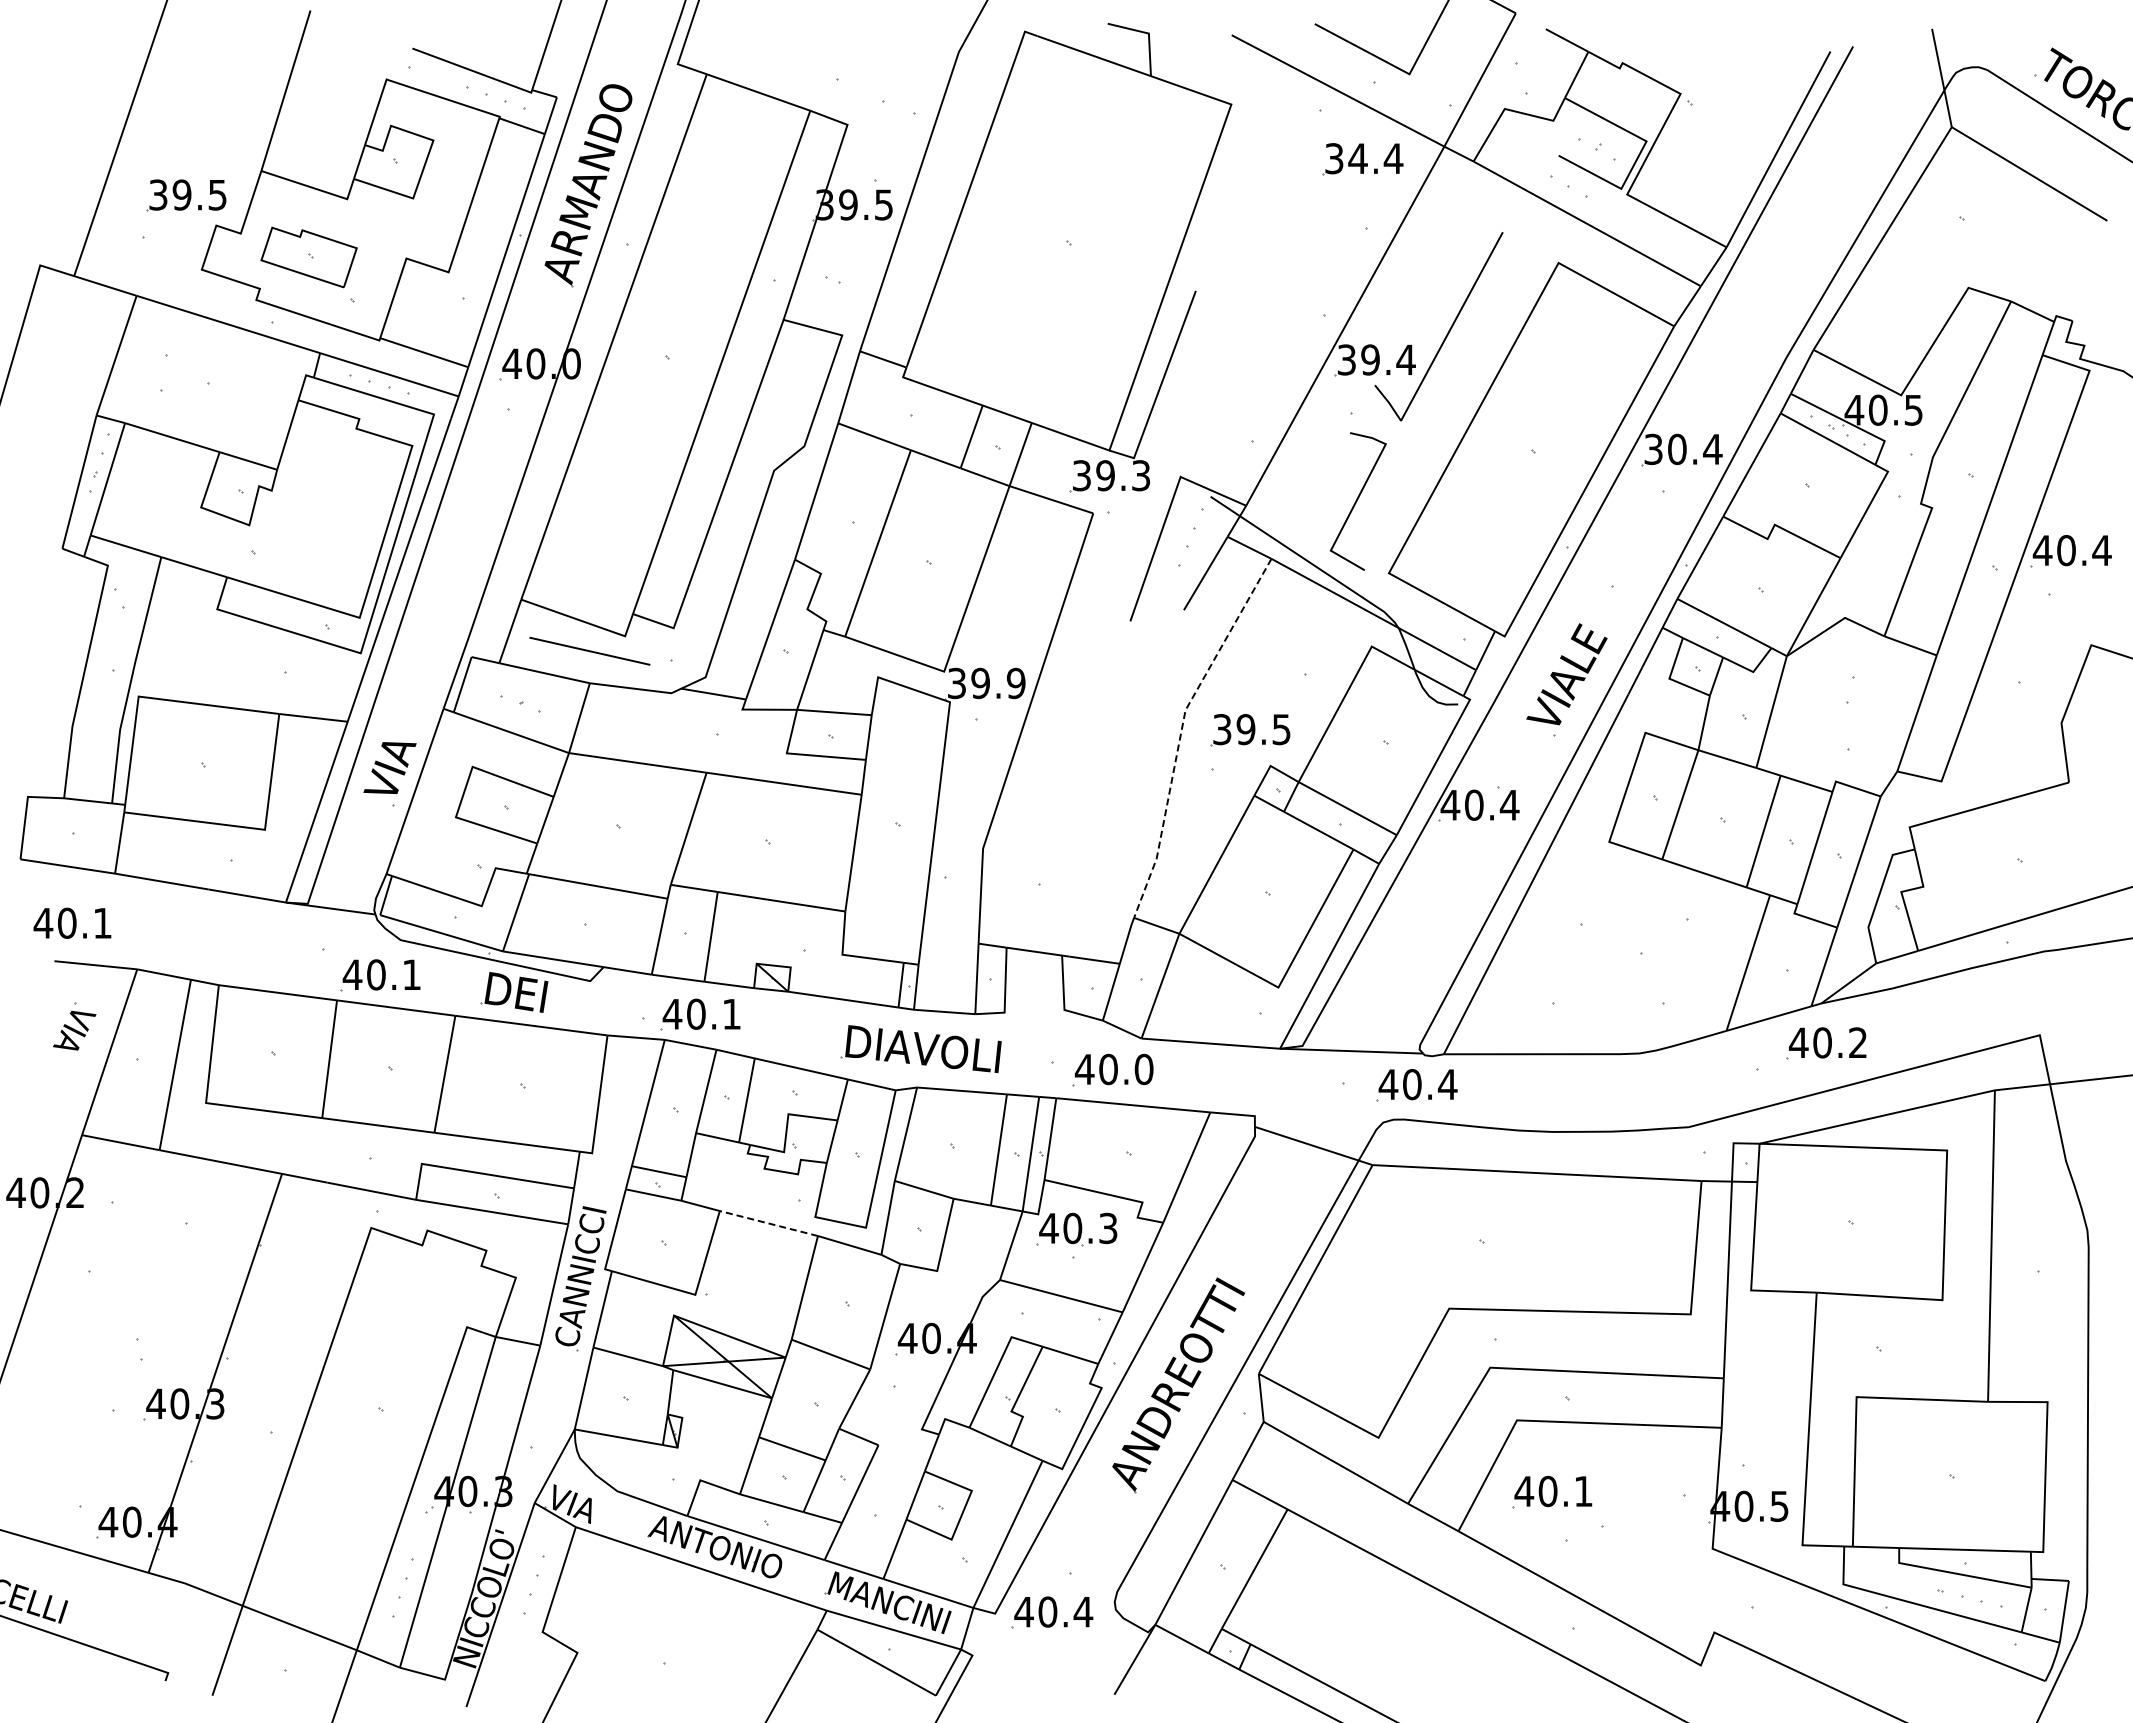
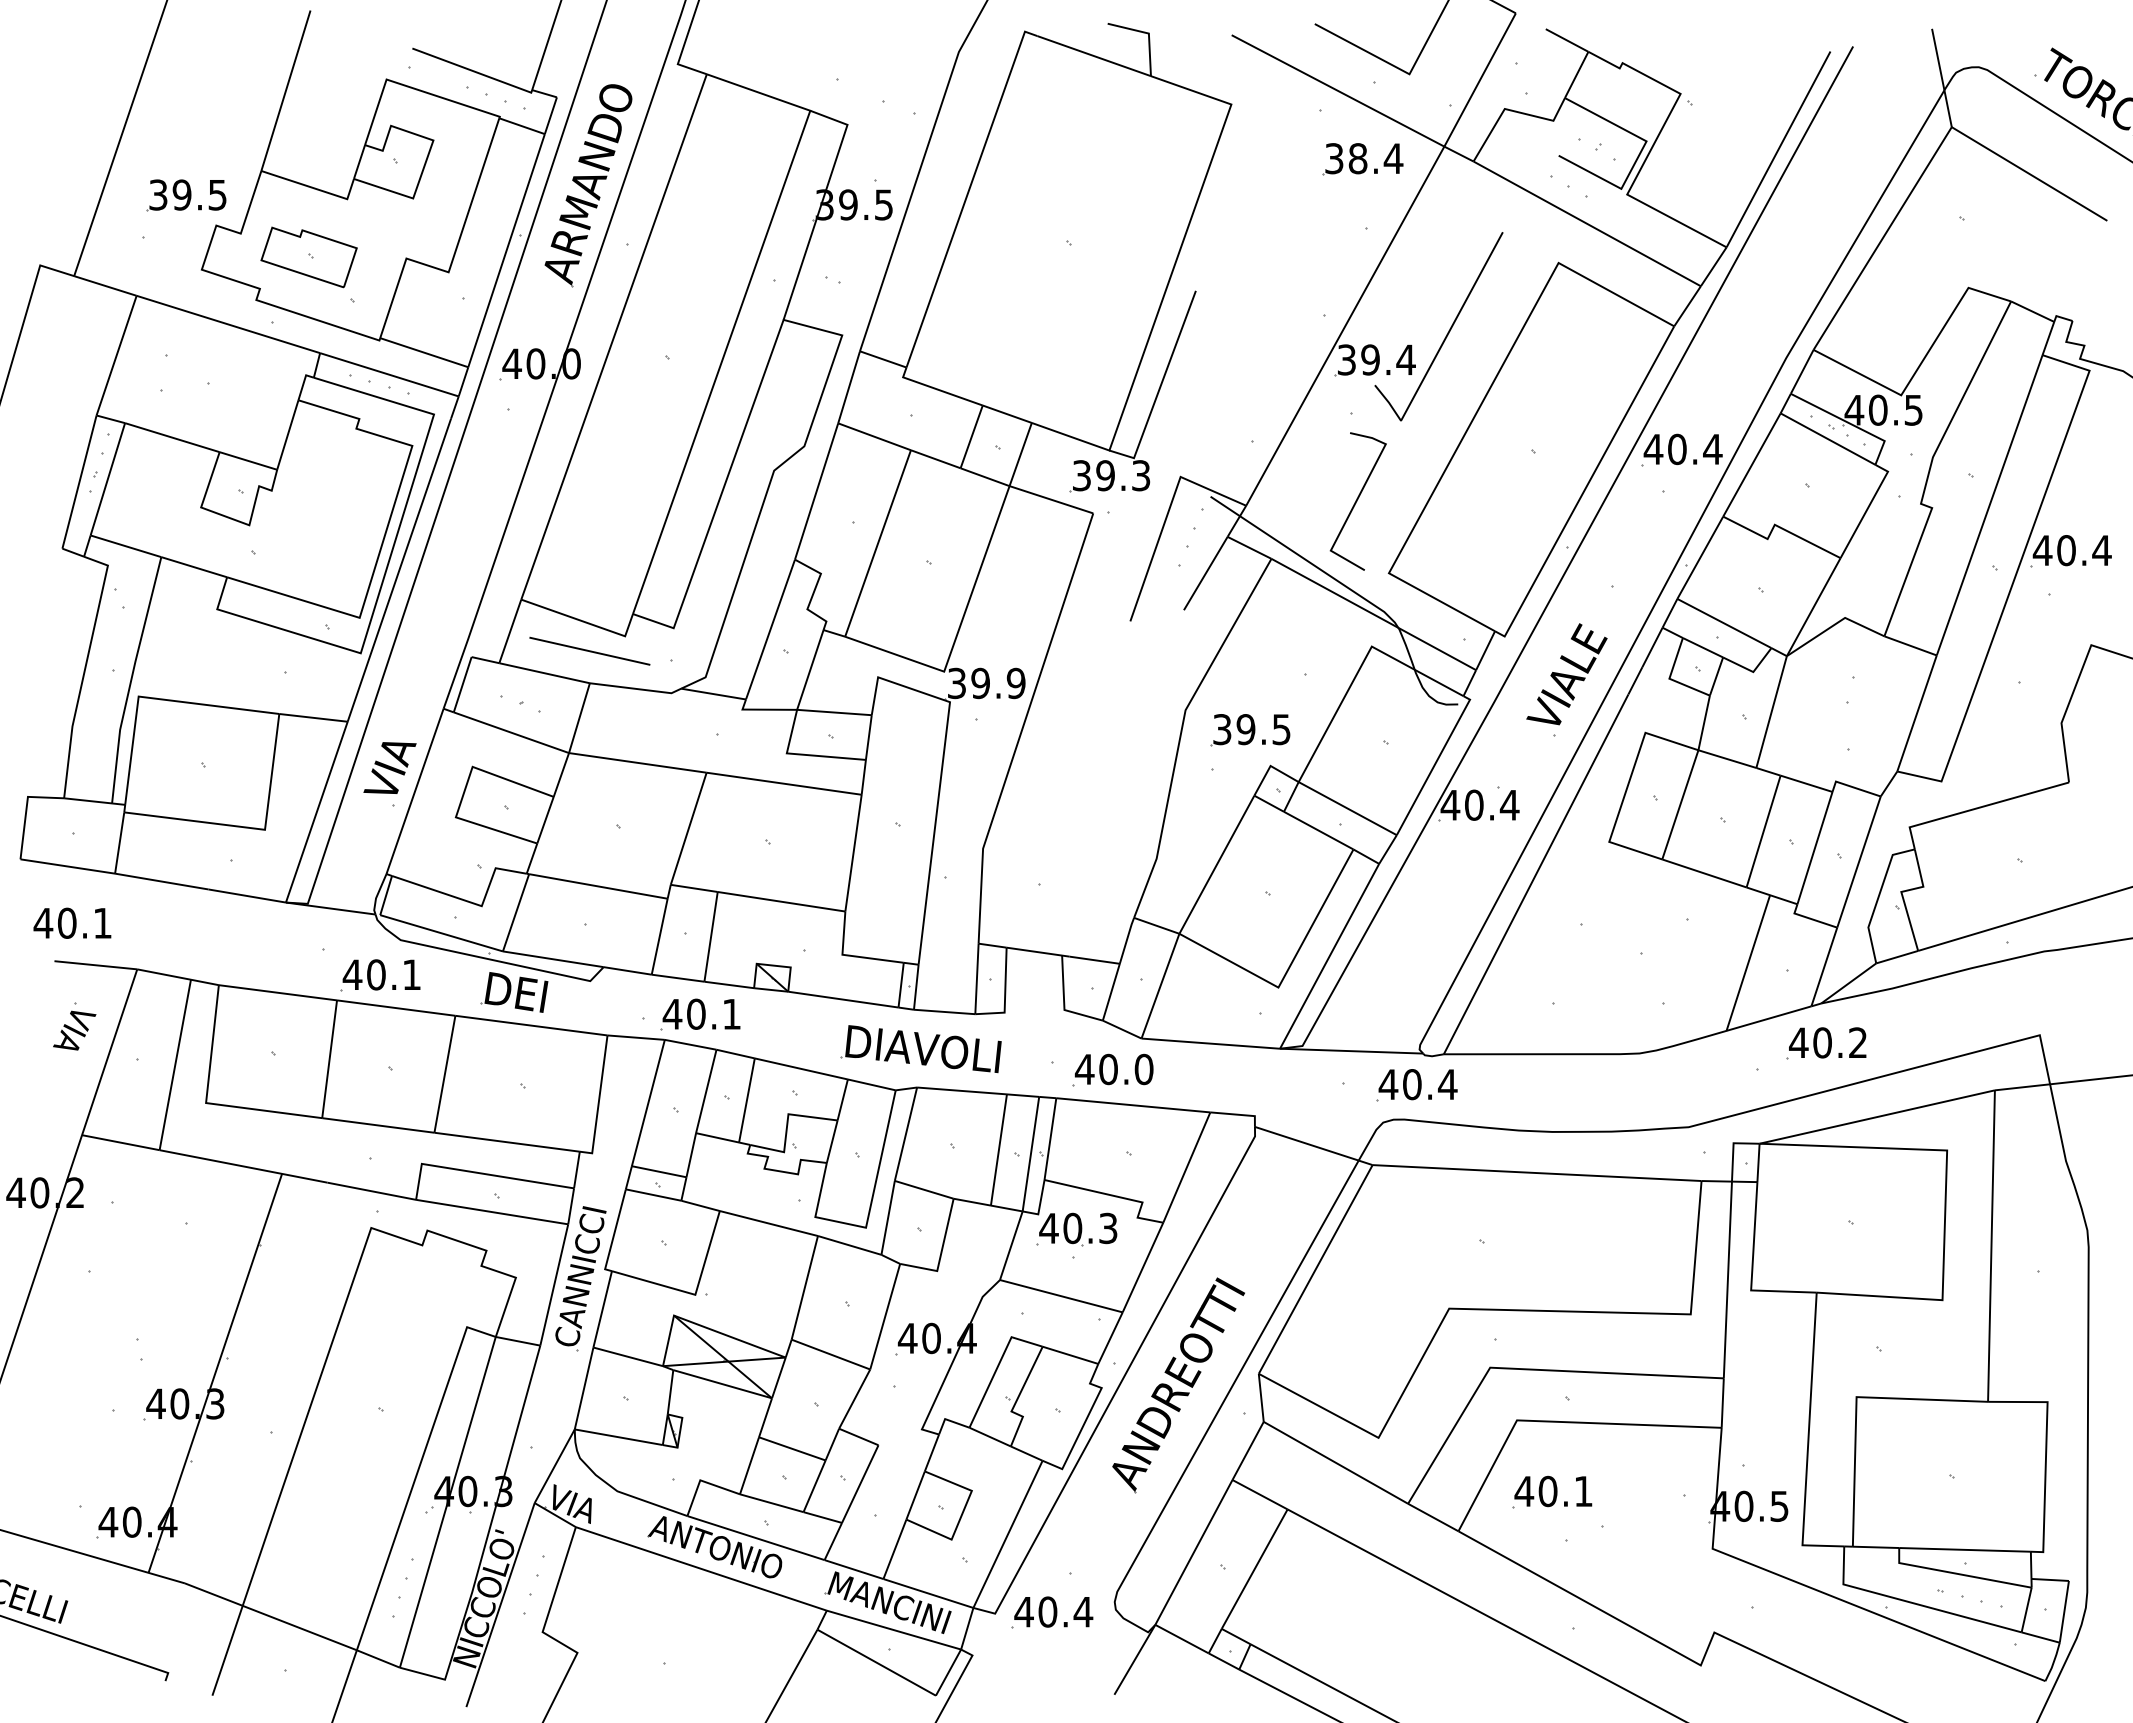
text: 34.4 -> 38.4 (1357, 158)
text: 30.4 -> 40.4 (1653, 449)
line: dashed -> solid (1181, 730)
line: dashed -> solid (768, 1223)
